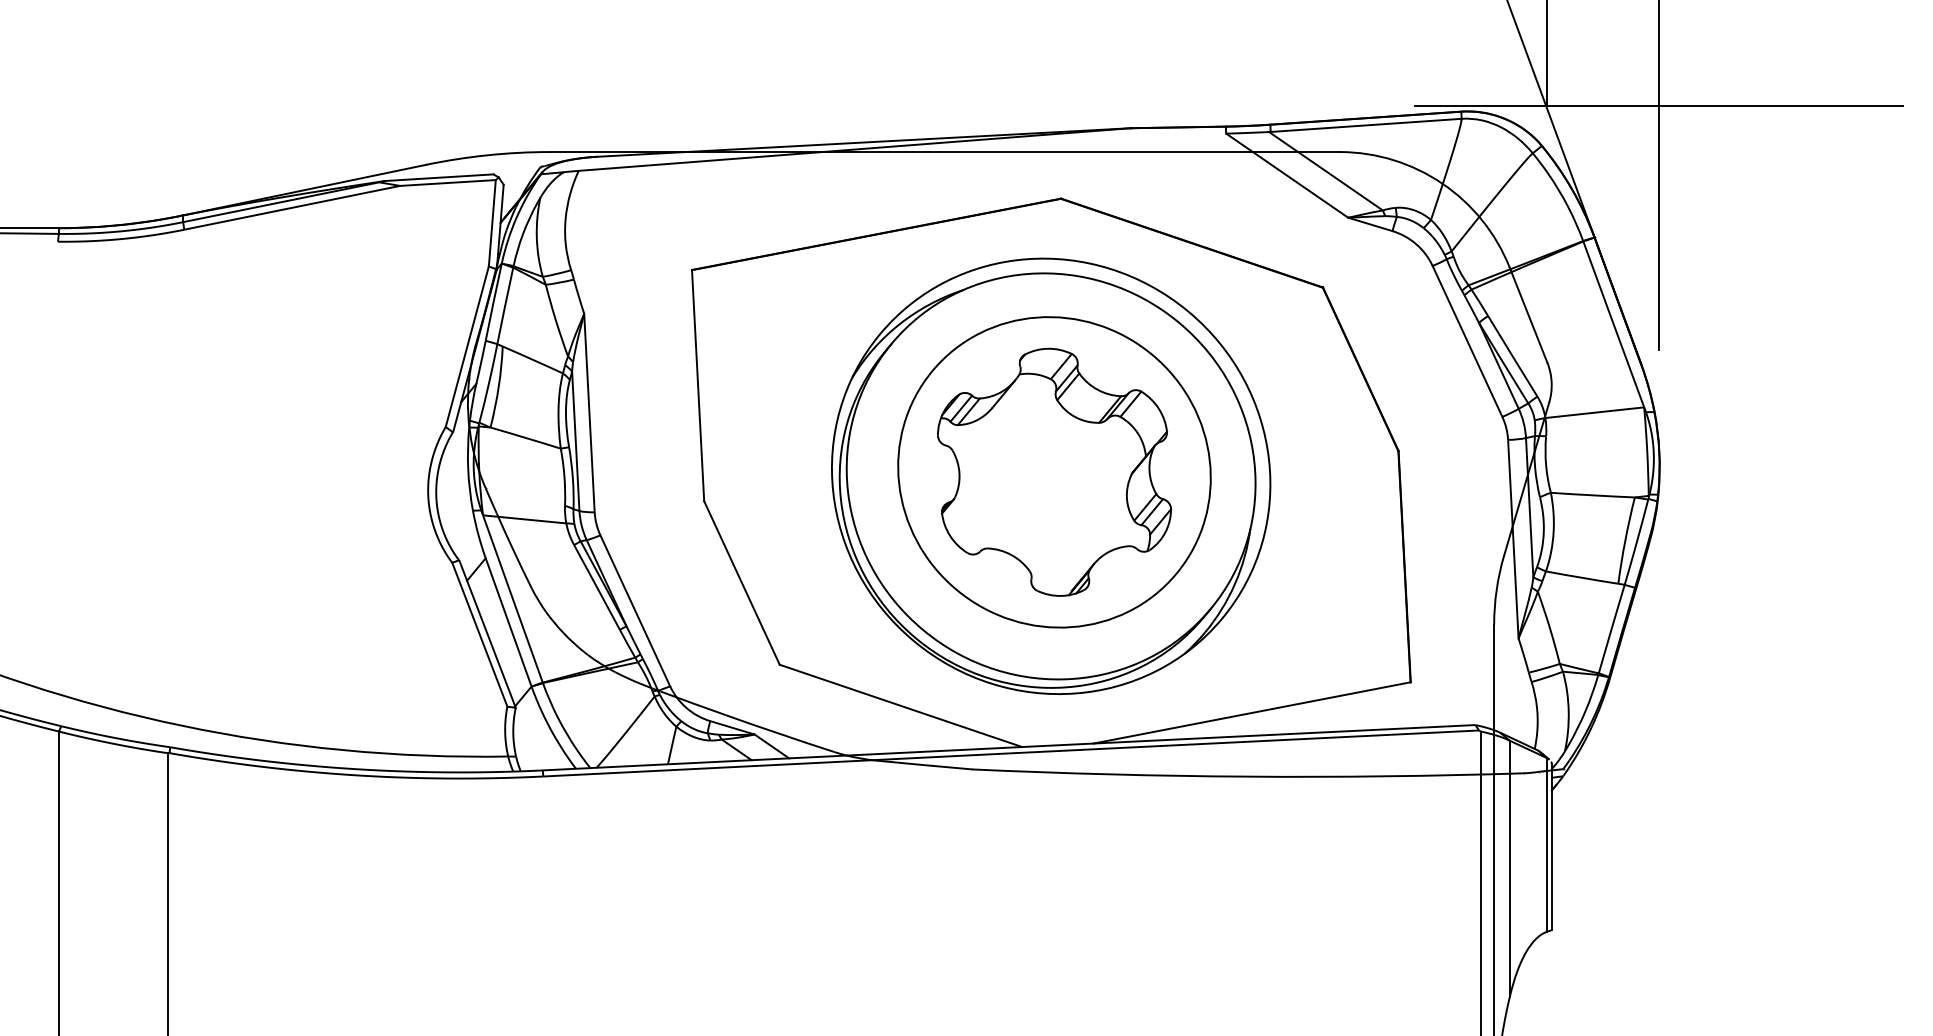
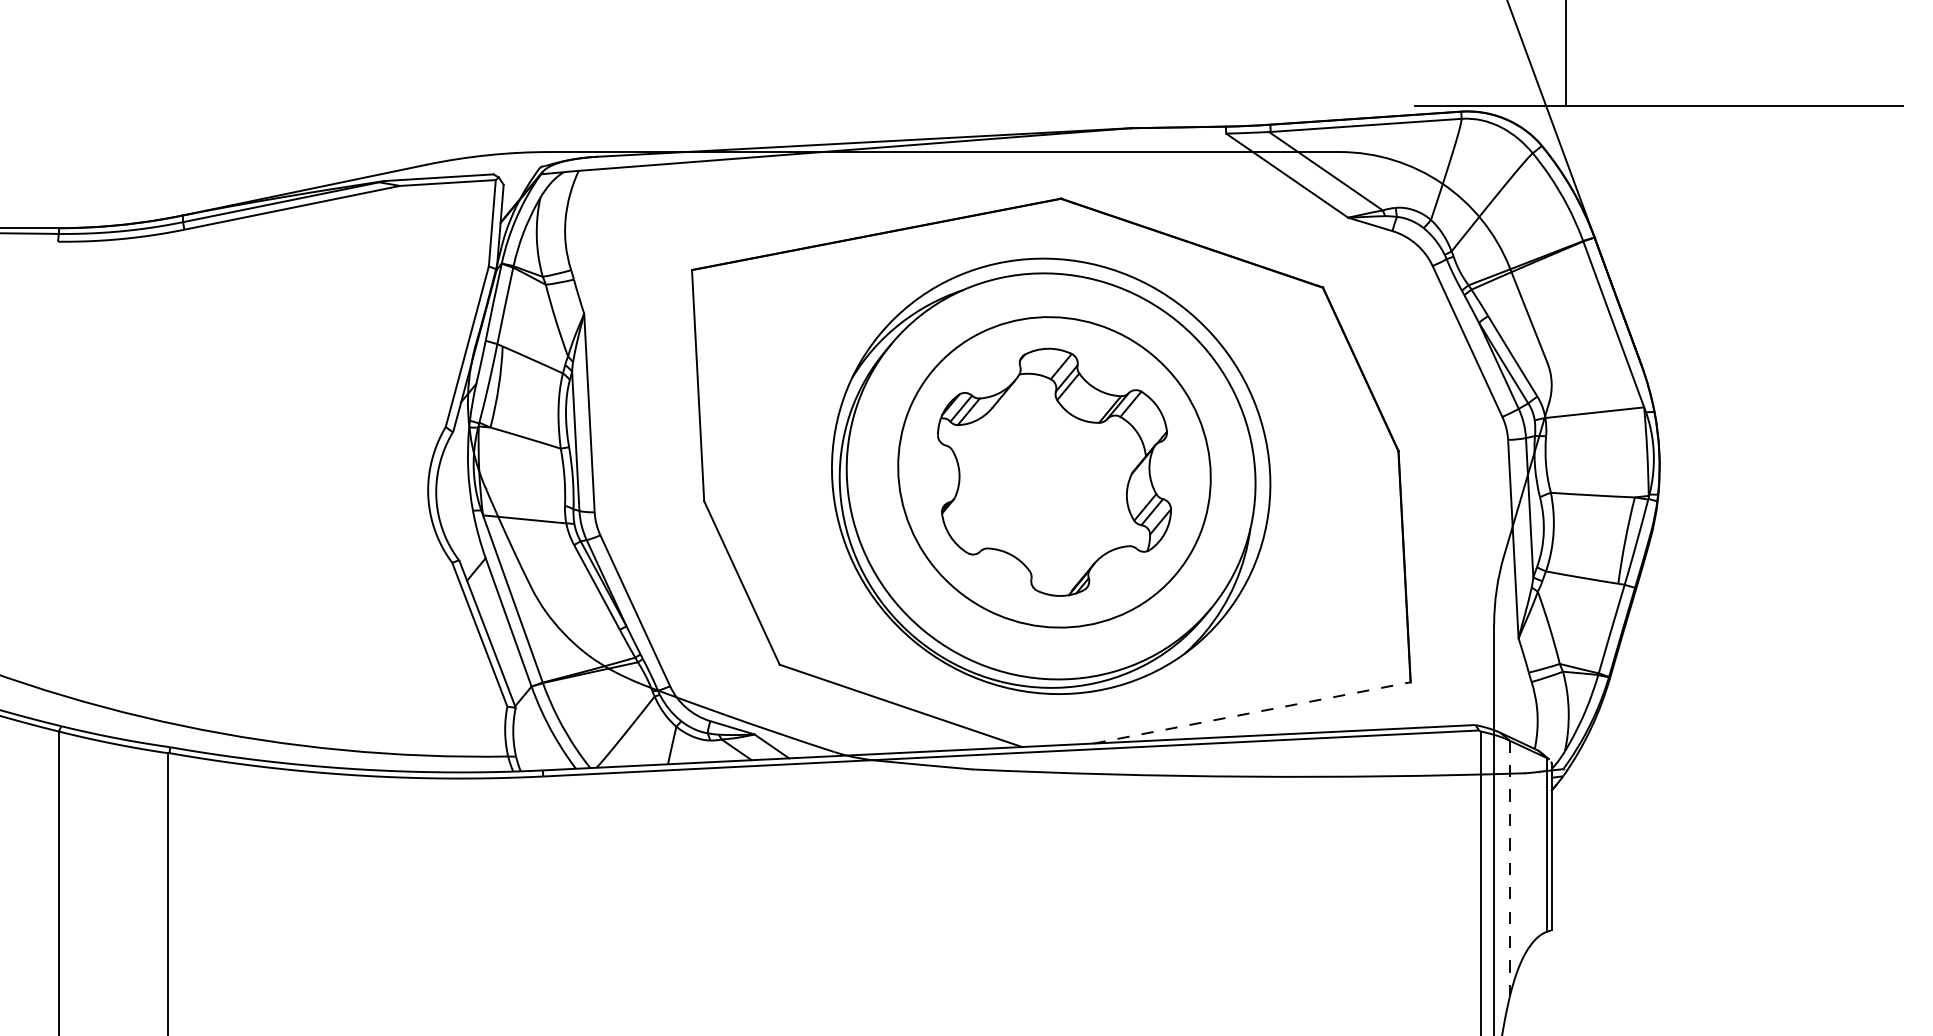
line position: (1546, 54) -> (1565, 54) (1565, 54)
line: present -> none (1659, 176)
line: solid -> dashed (1252, 712)
line: solid -> dashed (1509, 869)
